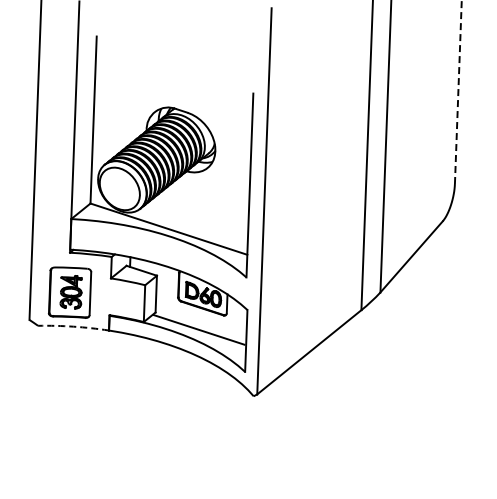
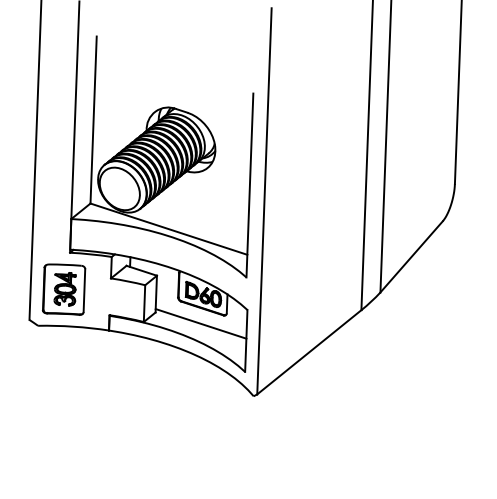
line: dashed -> solid (458, 92)
part position: (70, 292) -> (64, 289) (64, 289)
arc: dashed -> solid (73, 326)
line position: (198, 329) -> (200, 323) (200, 323)
